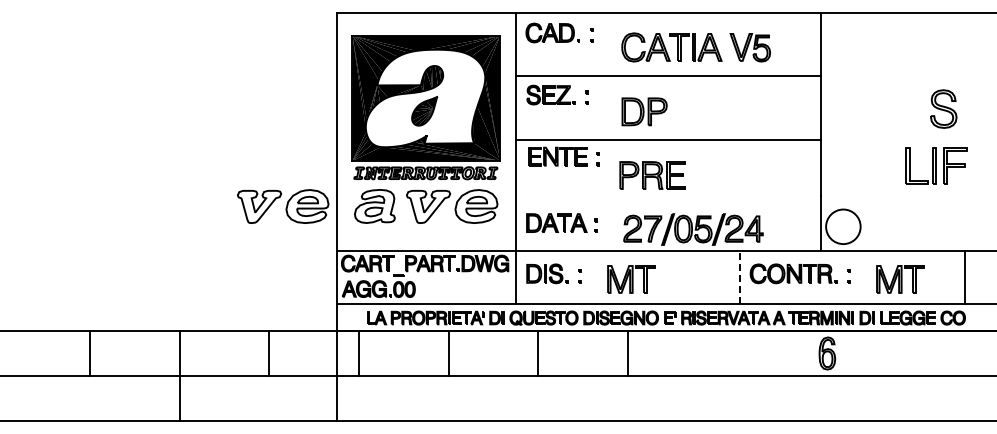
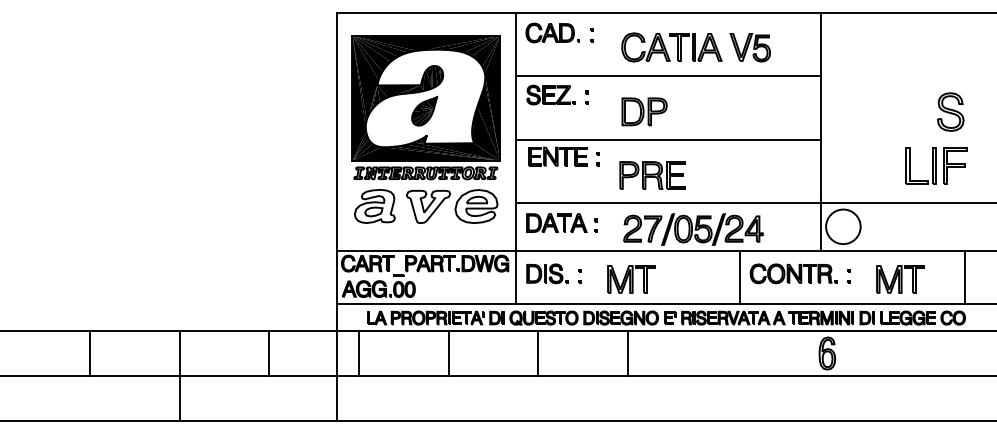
part position: (943, 108) -> (950, 111) (950, 111)
line: none -> present (754, 203)
part: present -> none (283, 206)
line: dashed -> solid (740, 277)
